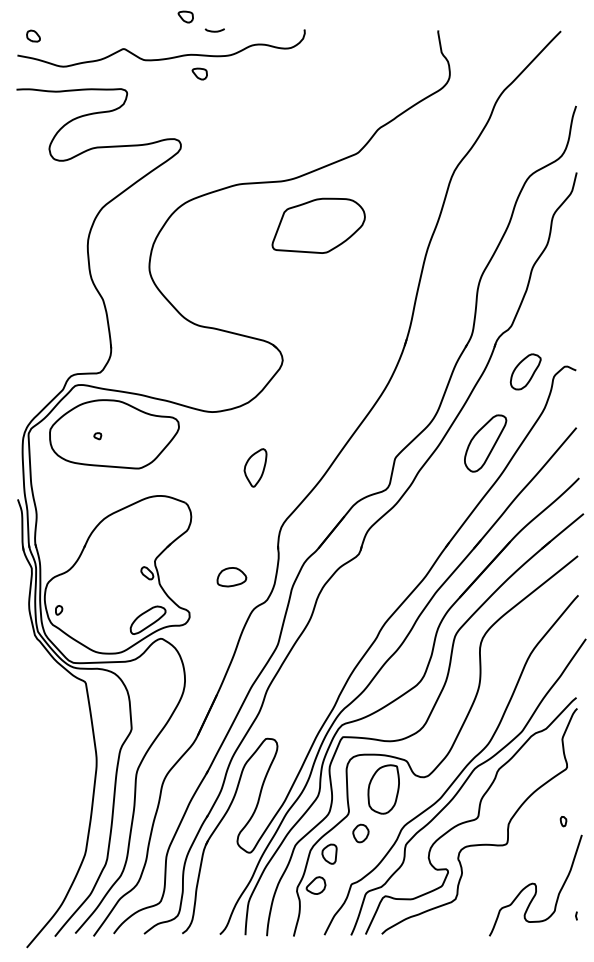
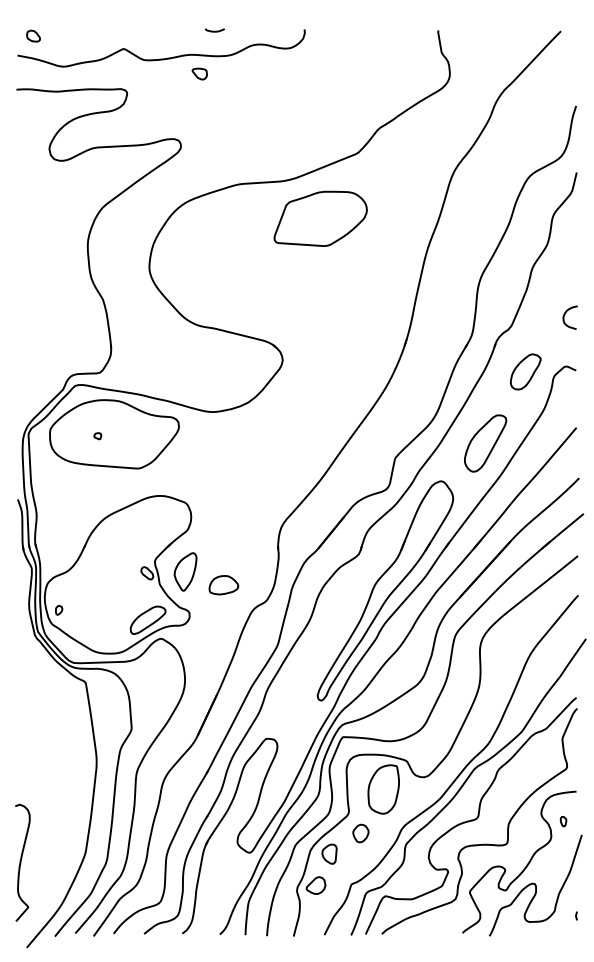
part: present -> none (185, 16)
part position: (318, 225) -> (320, 218) (320, 218)
curve: none -> present (565, 315)
part position: (255, 467) -> (185, 571) (185, 571)
part position: (231, 577) -> (223, 585) (223, 585)
part: none -> present (384, 590)
curve: none -> present (21, 862)
curve: none -> present (526, 864)
